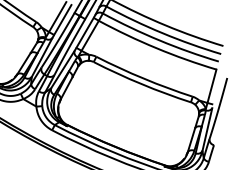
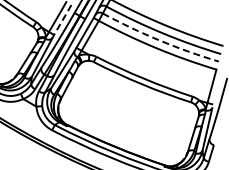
line: solid -> dashed (62, 20)
arc: solid -> dashed (159, 40)
